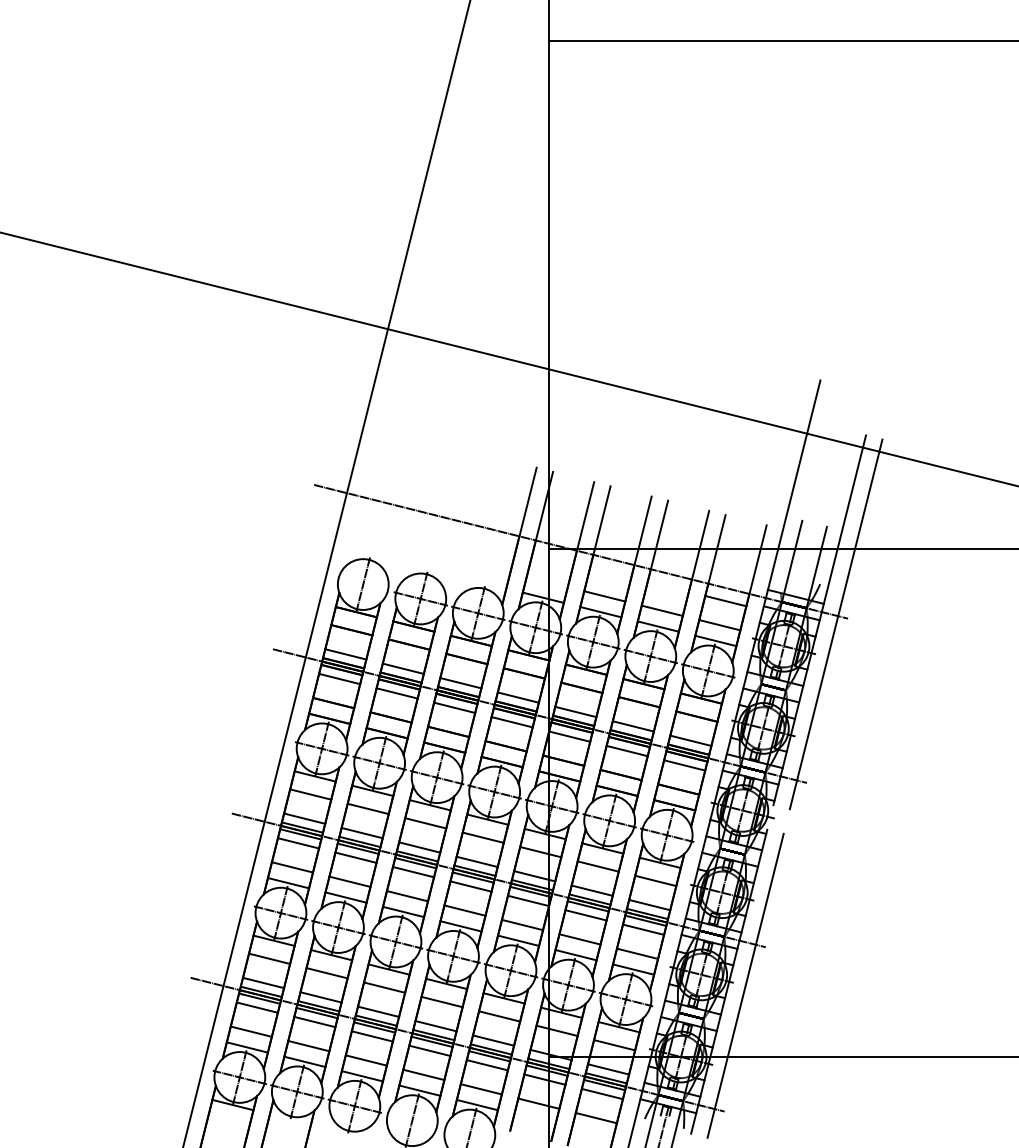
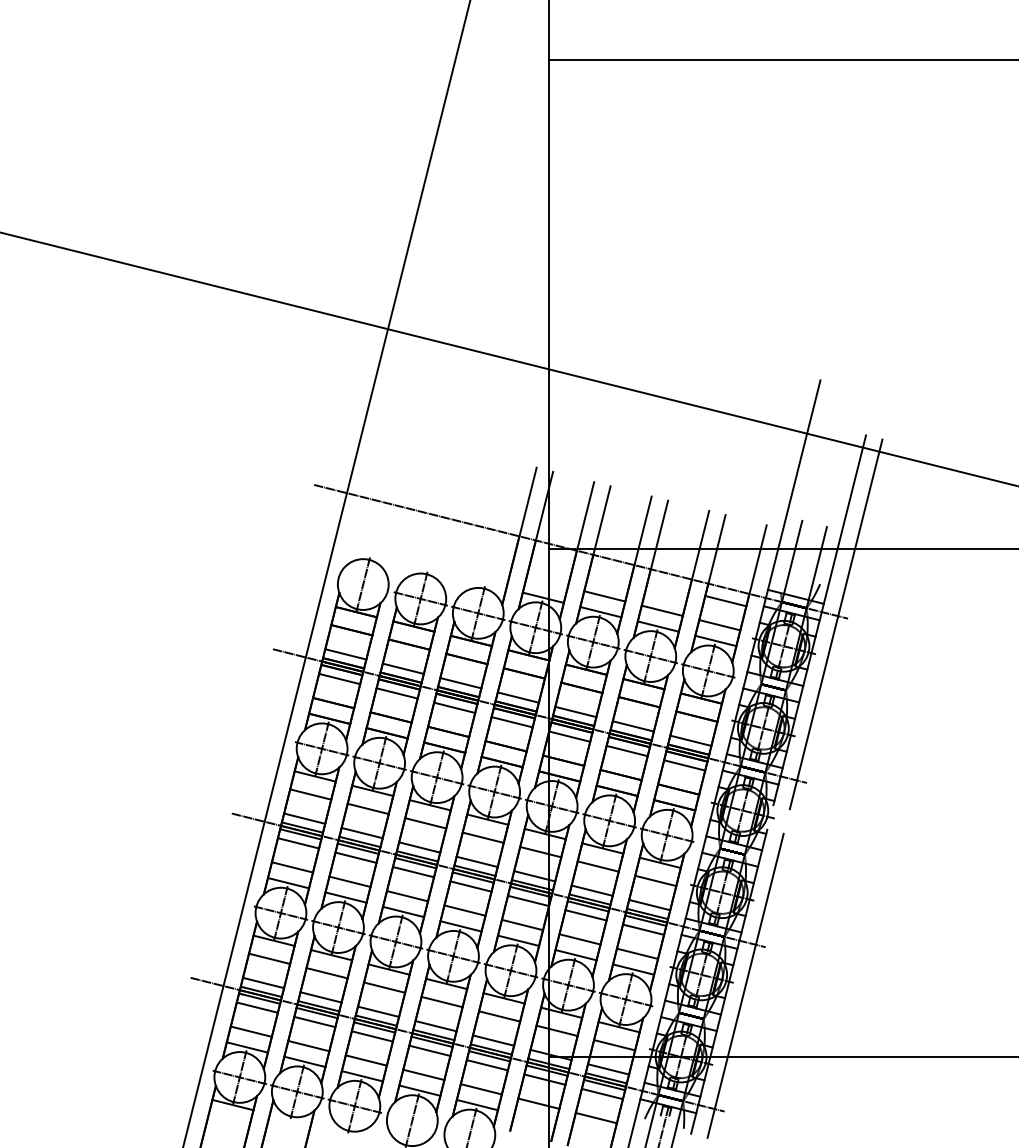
line position: (782, 40) -> (782, 59) (782, 59)
